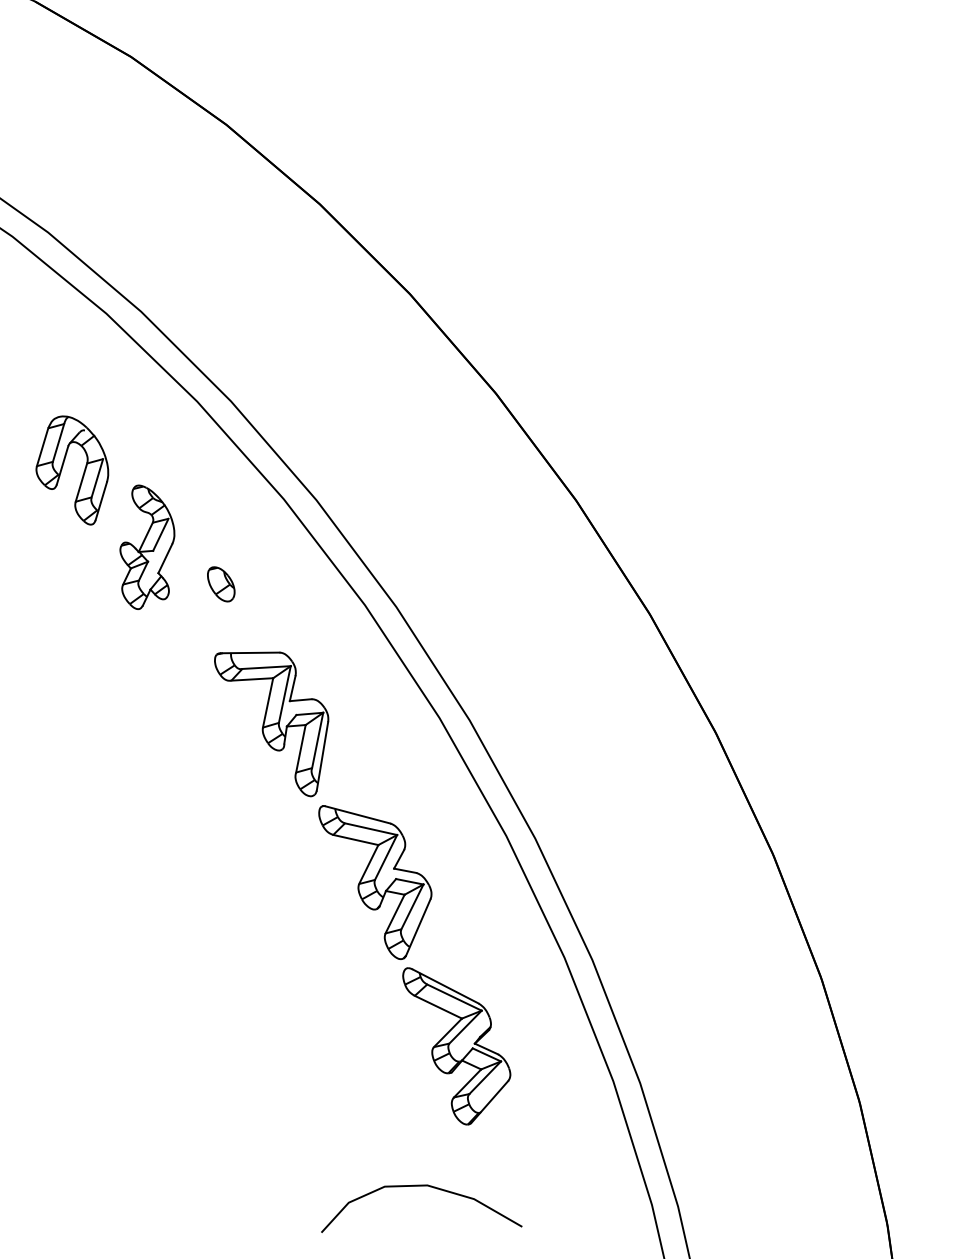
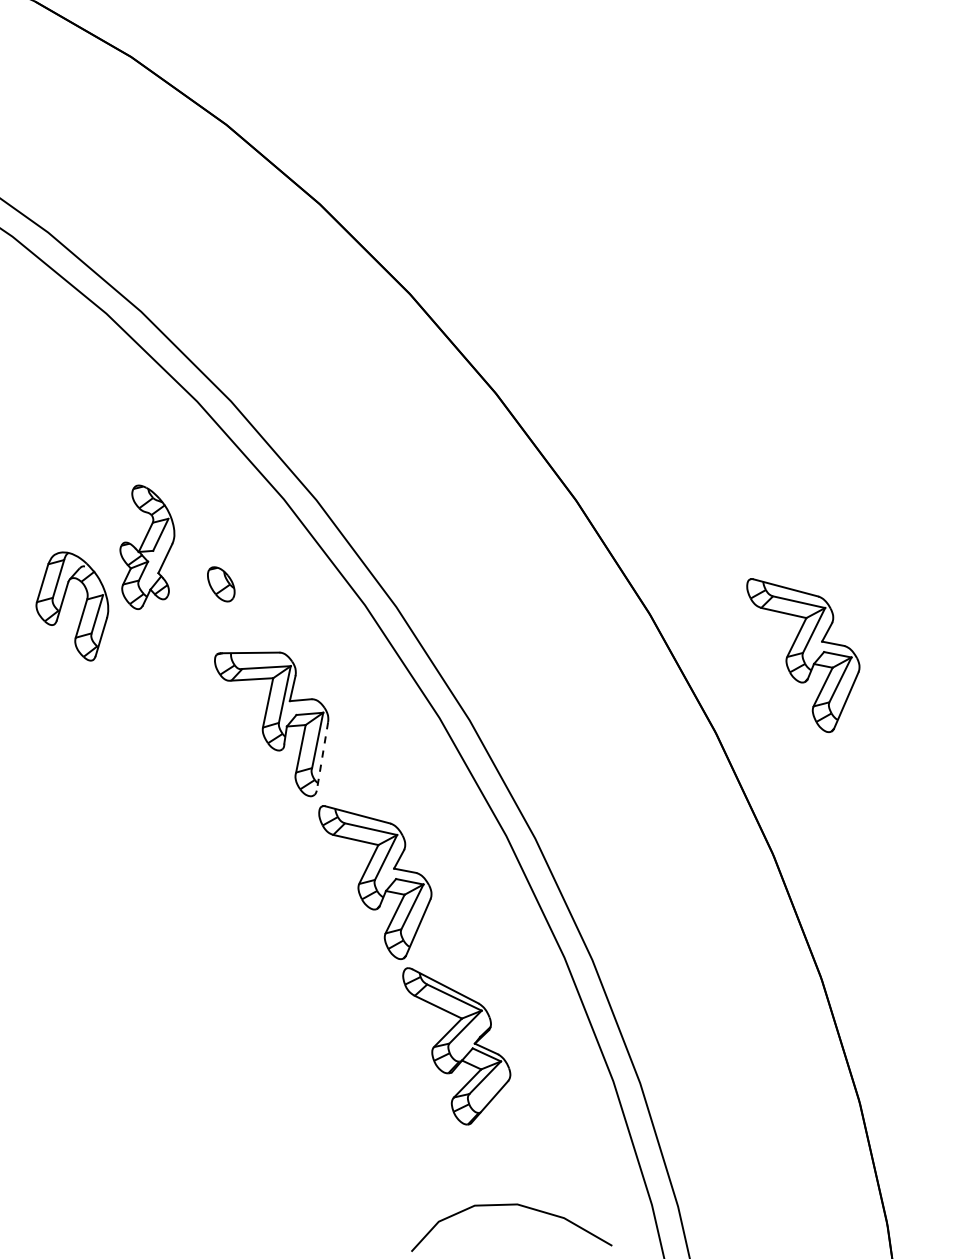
part position: (63, 466) -> (63, 602) (63, 602)
part: none -> present (803, 655)
line: solid -> dashed (322, 756)
curve position: (421, 1186) -> (511, 1205) (511, 1205)
